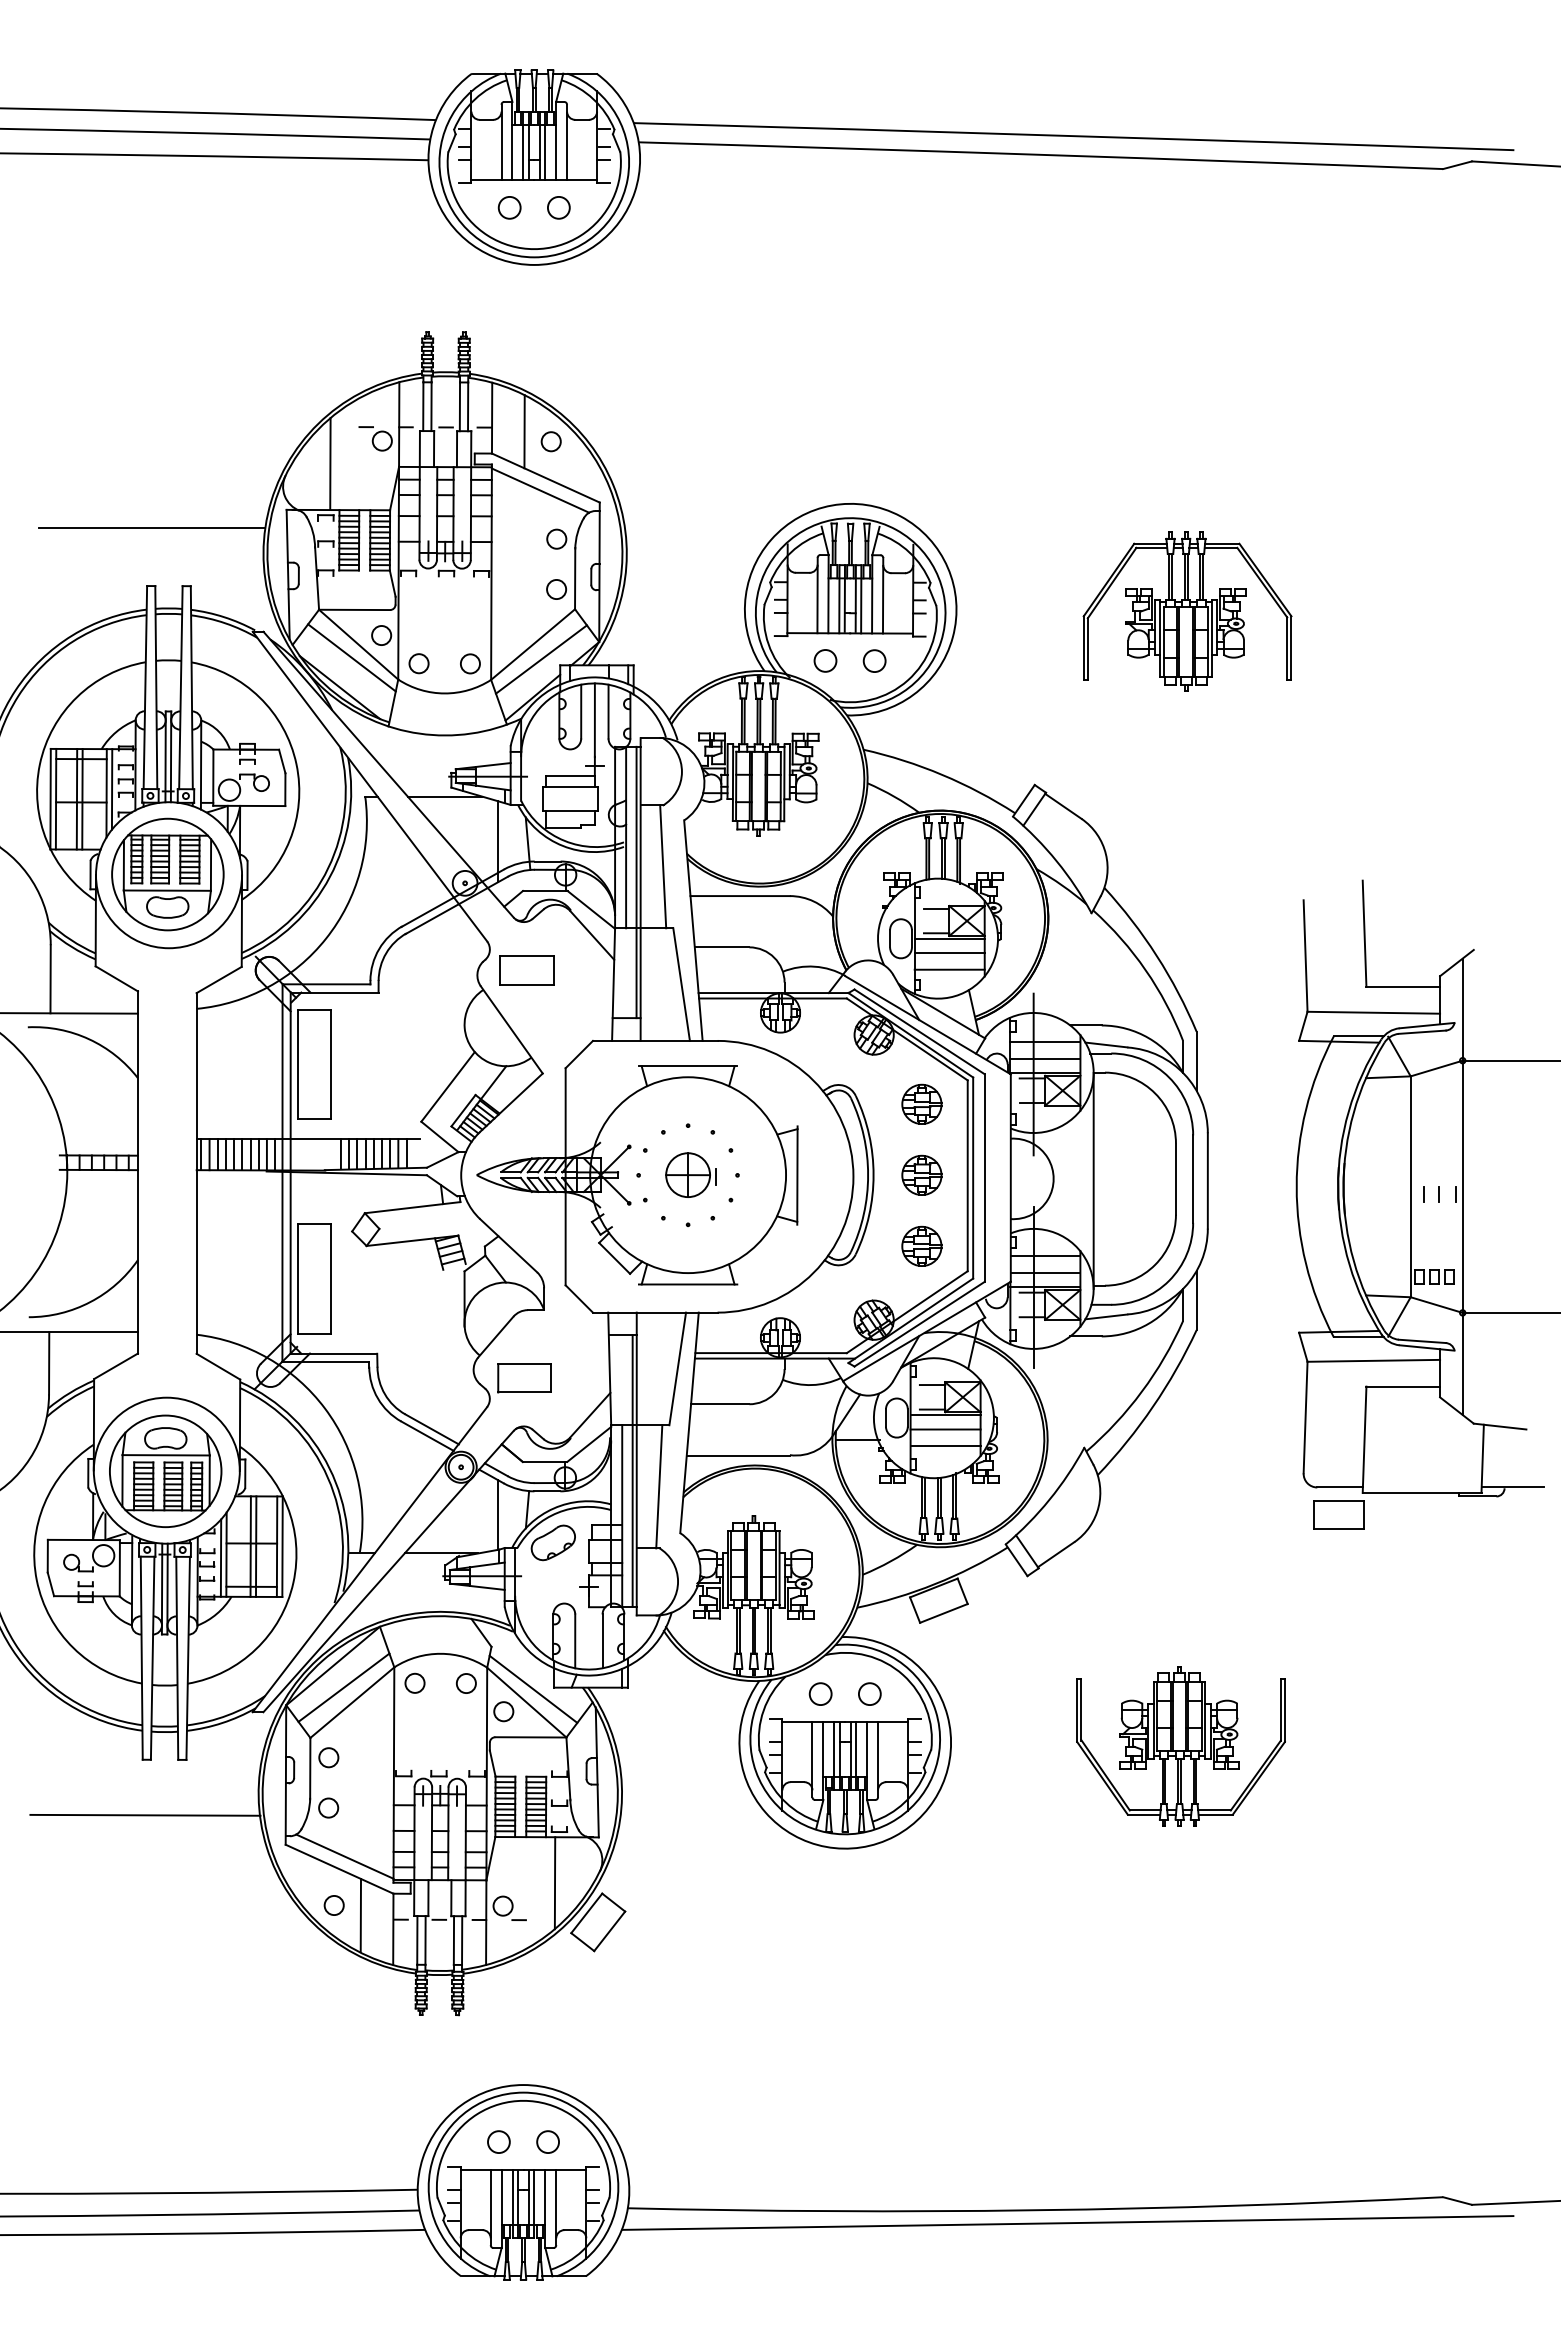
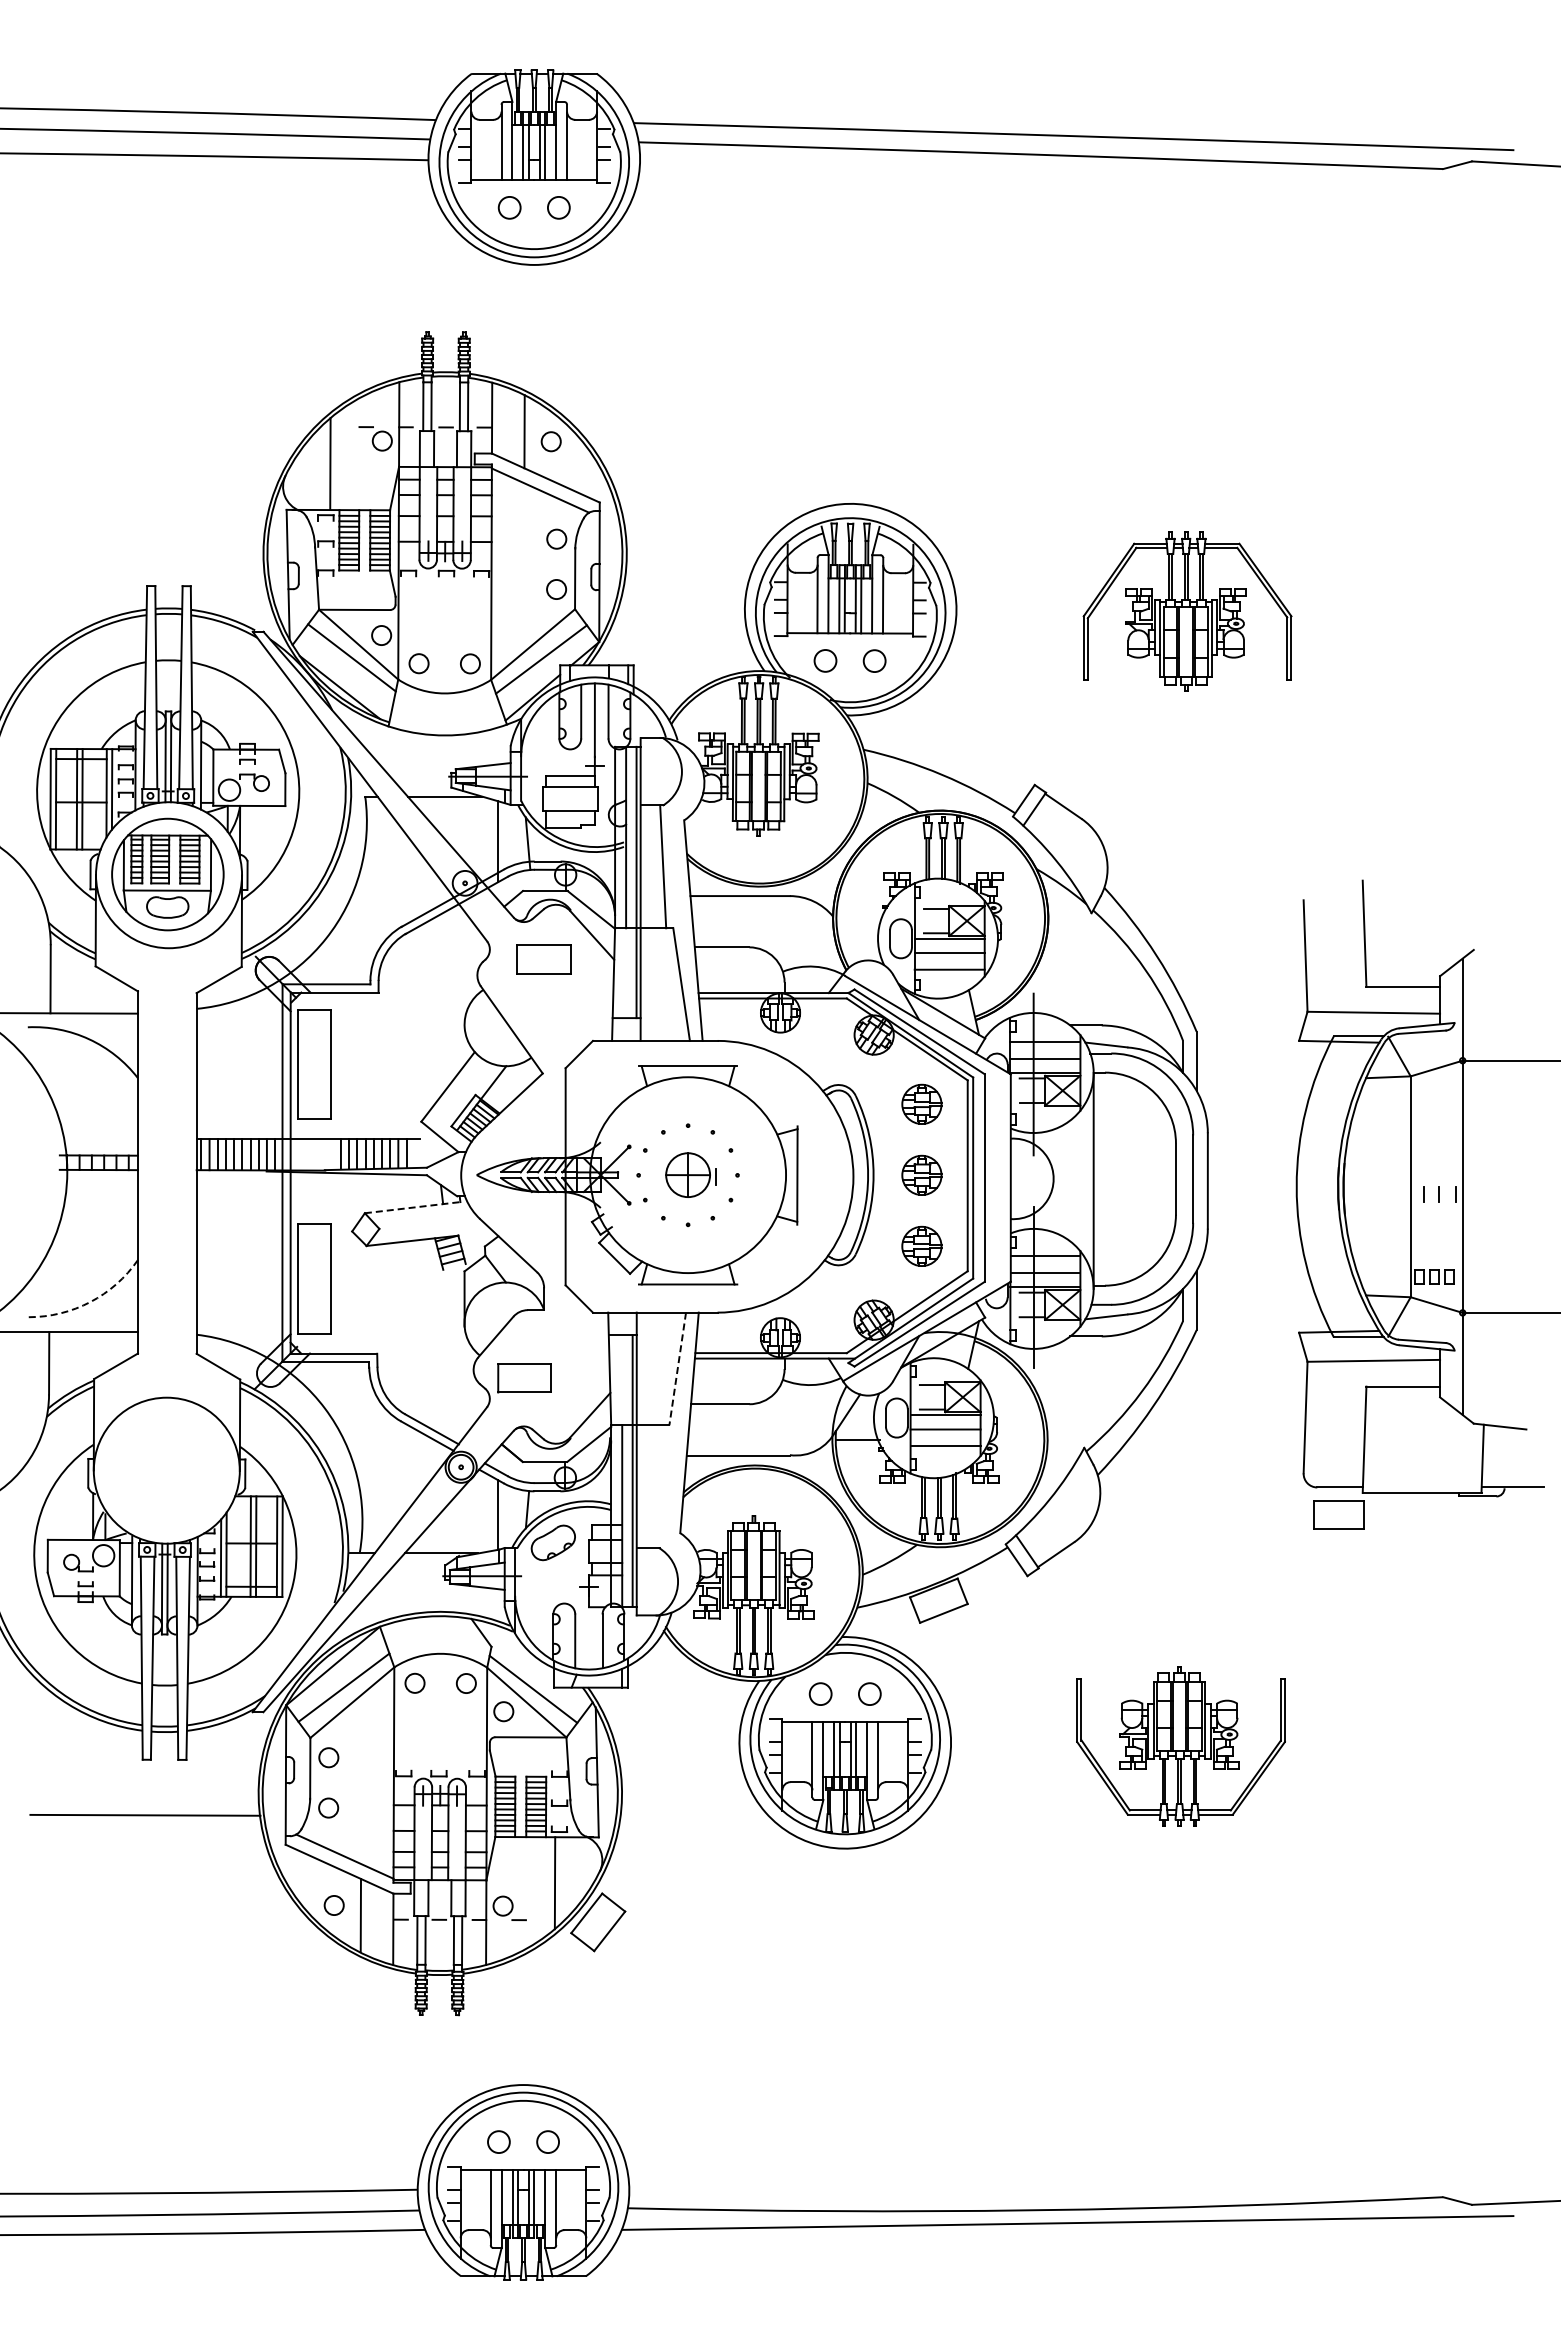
line: present -> none (152, 527)
part position: (526, 970) -> (543, 959) (543, 959)
line: solid -> dashed (413, 1207)
arc: solid -> dashed (90, 1302)
line: solid -> dashed (677, 1368)
part: present -> none (165, 1471)
line: present -> none (659, 1486)
